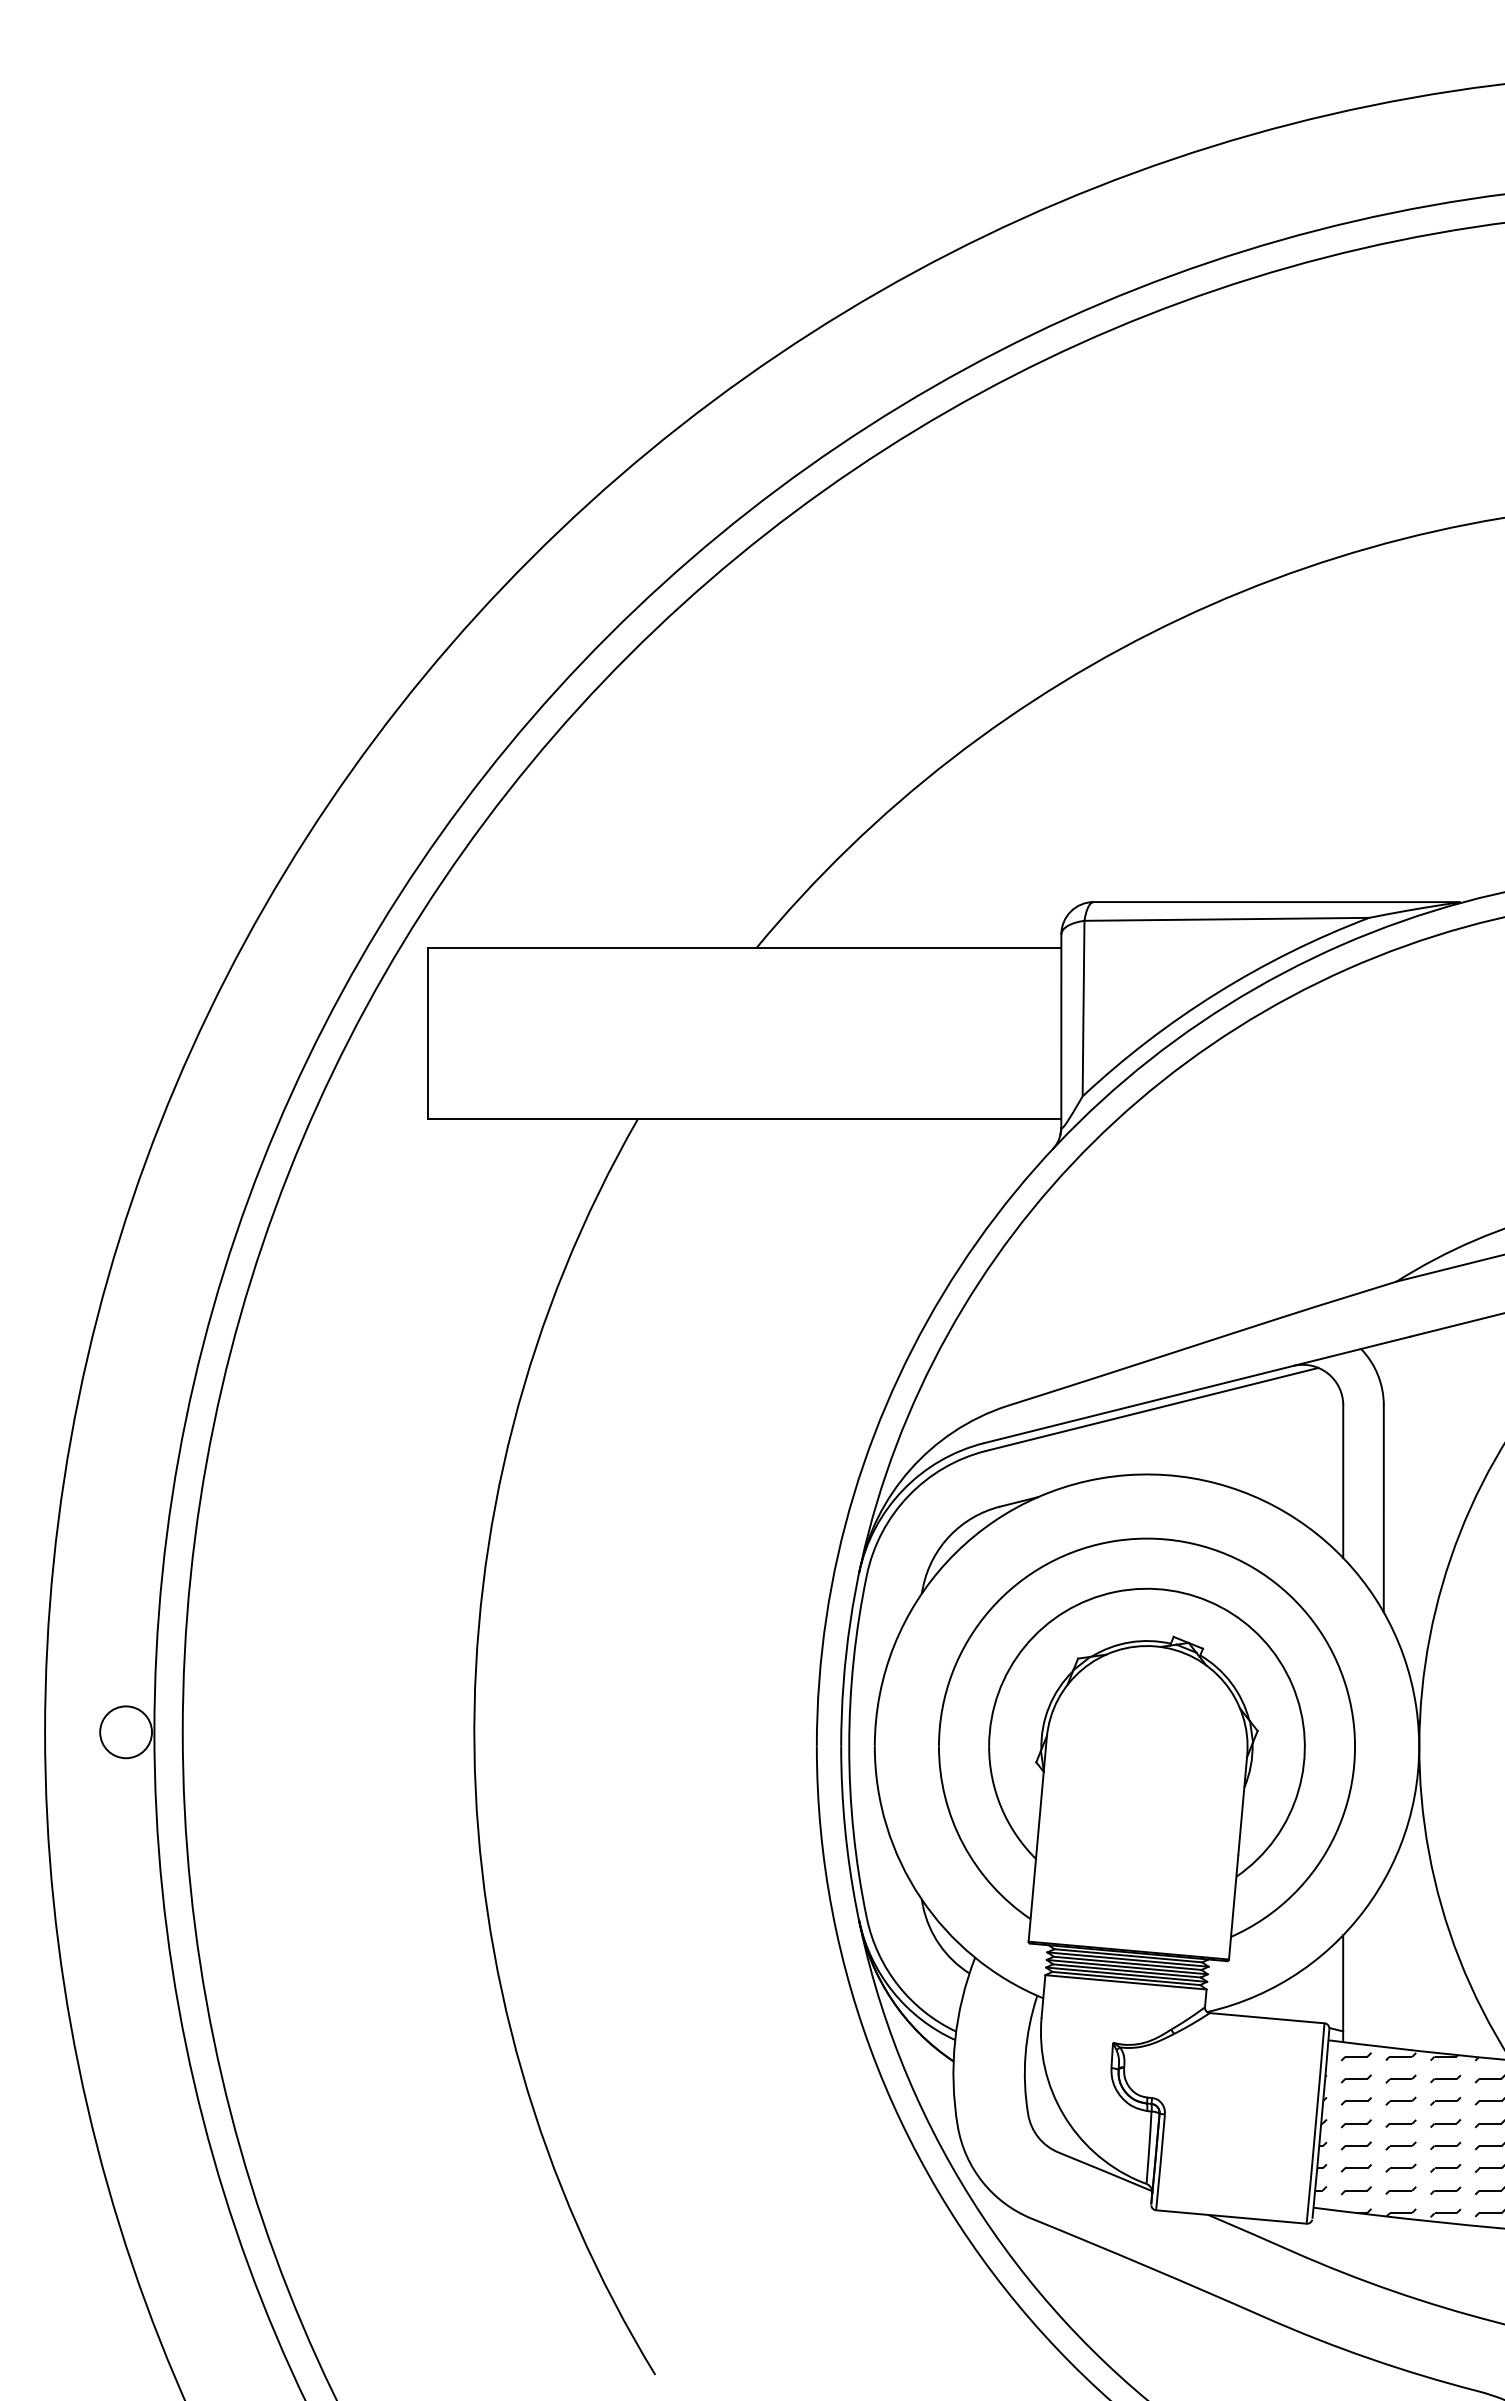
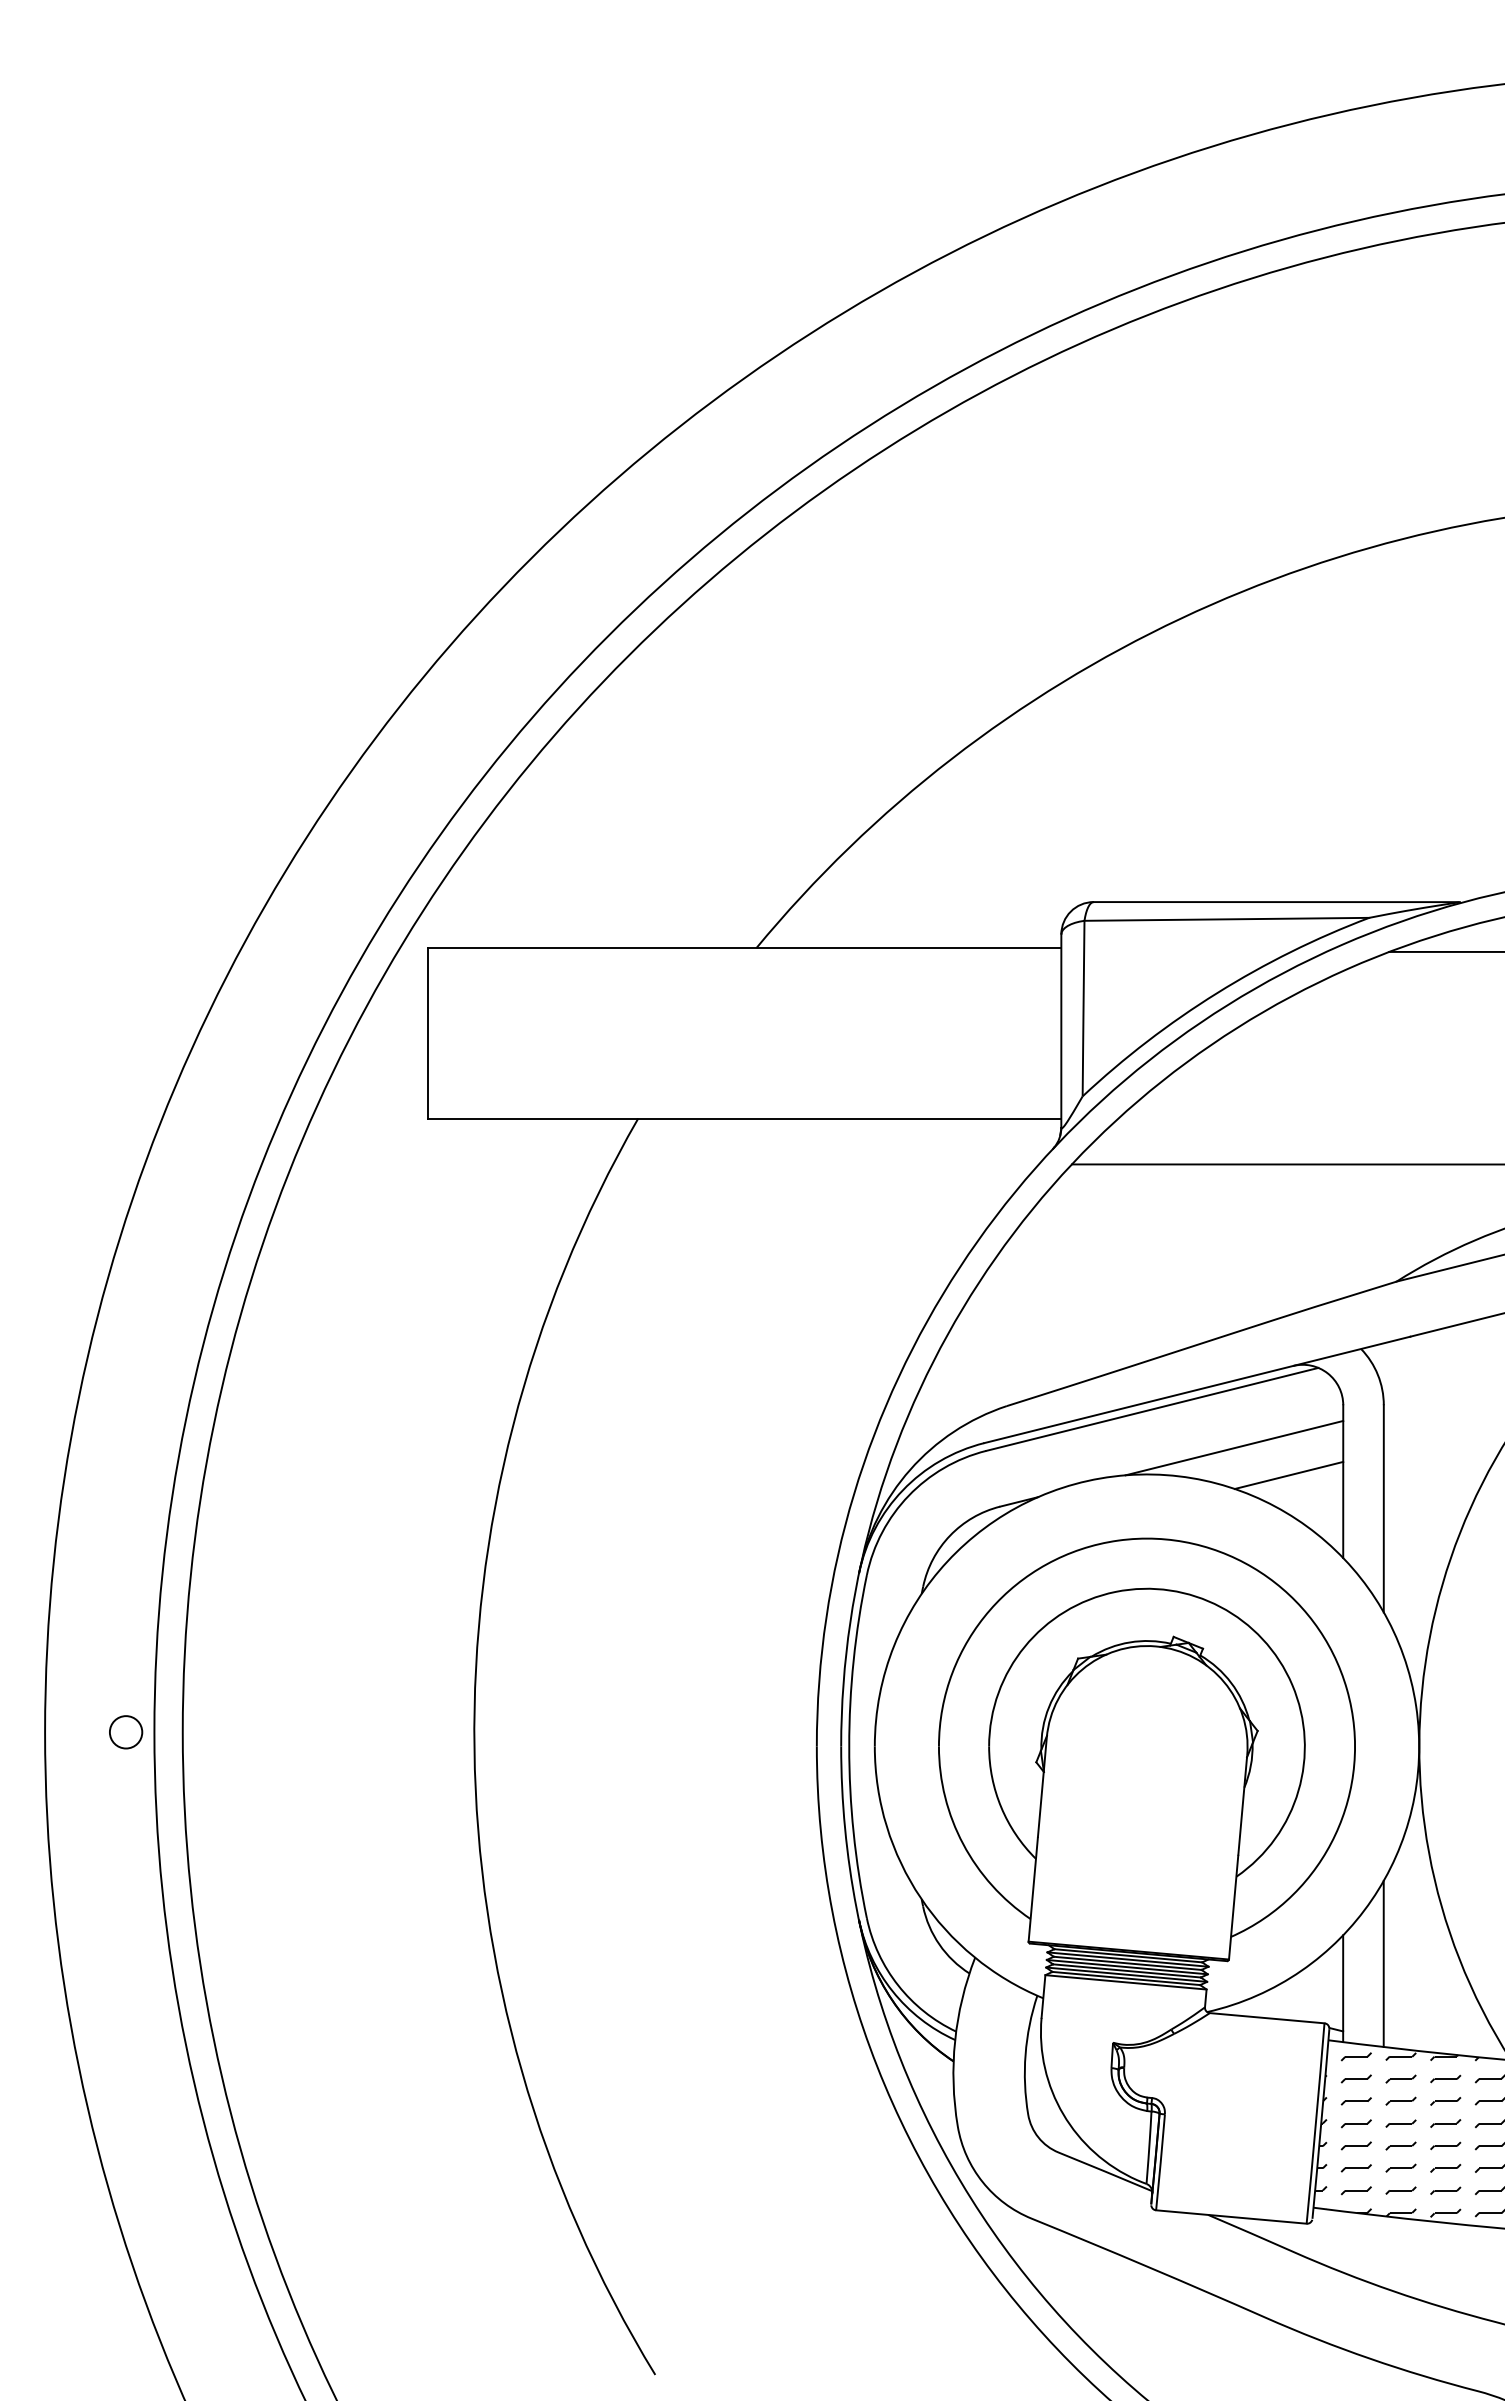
line: none -> present (1445, 951)
line: none -> present (1286, 1164)
line: none -> present (1234, 1447)
line: none -> present (1288, 1475)
circle diameter: 52 px -> 32 px (125, 1732)
line: none -> present (1383, 1963)
